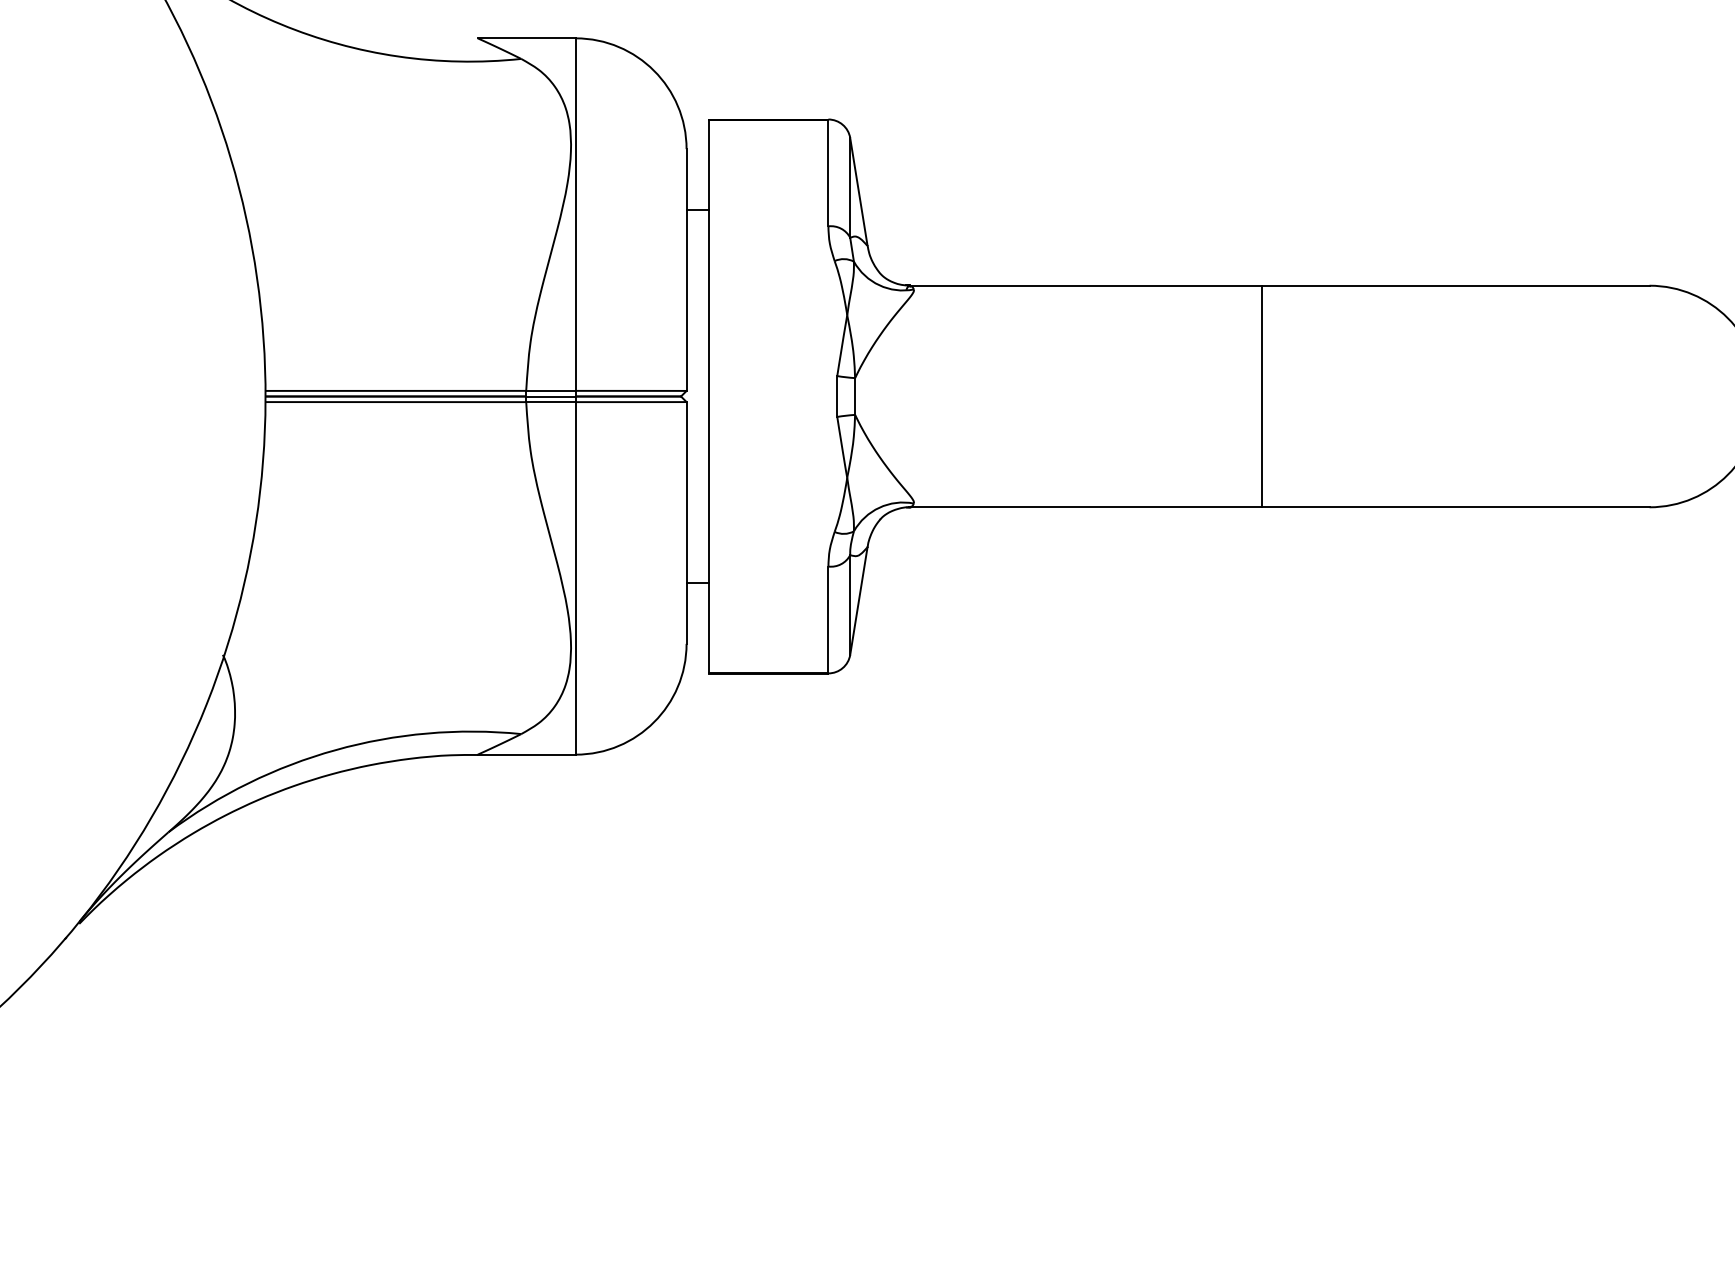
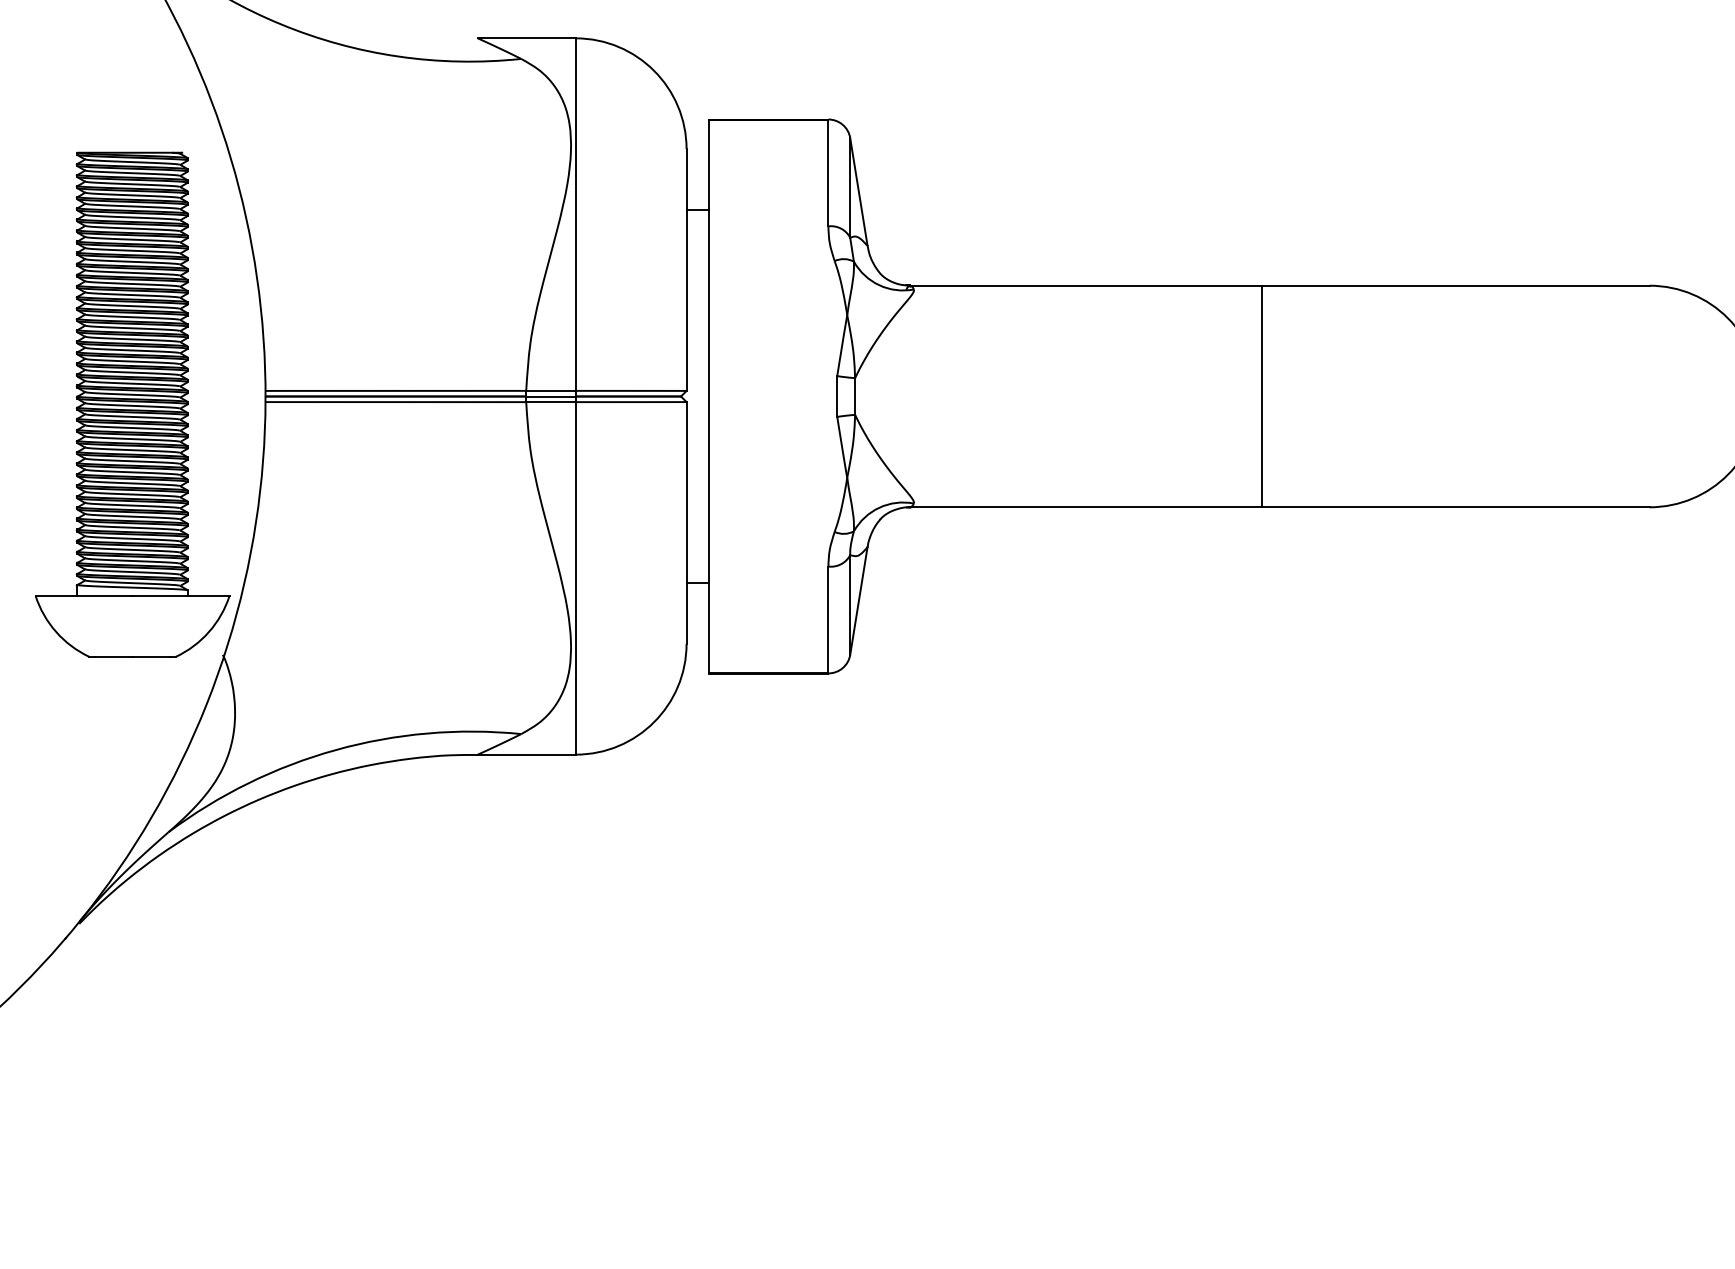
part: none -> present (132, 404)
